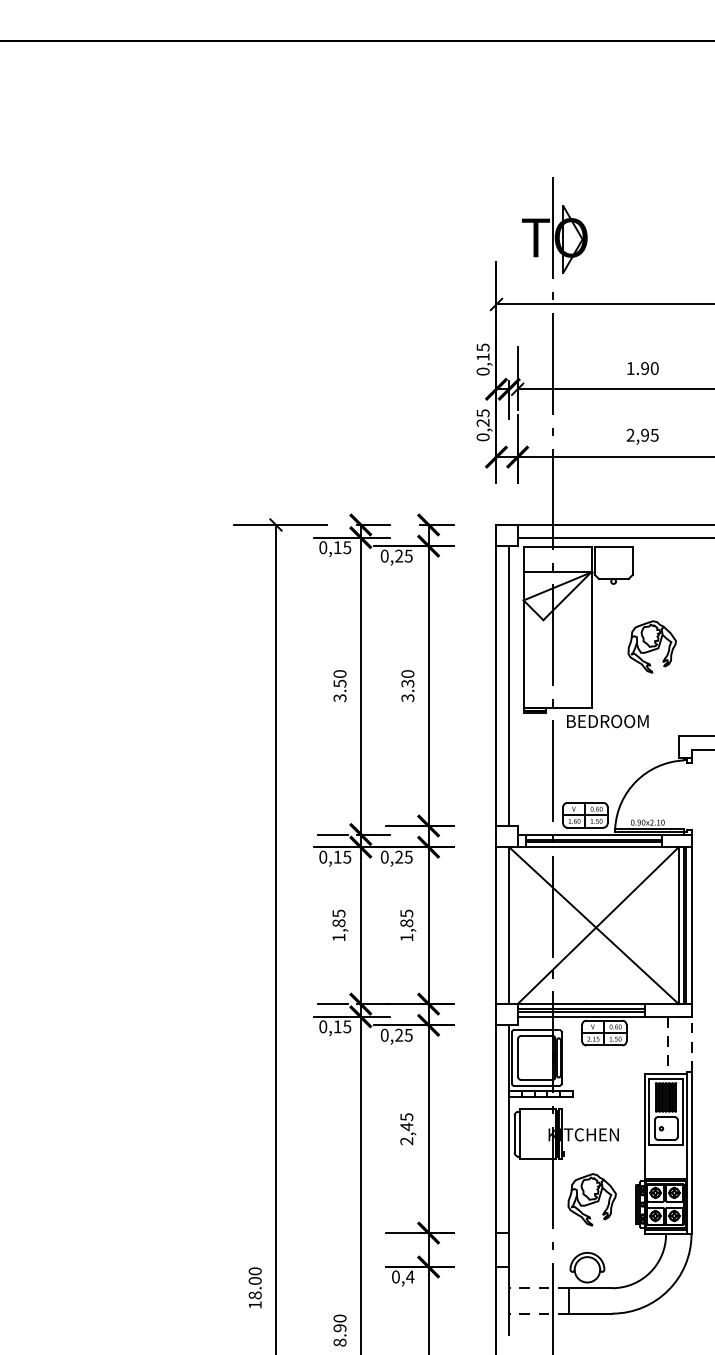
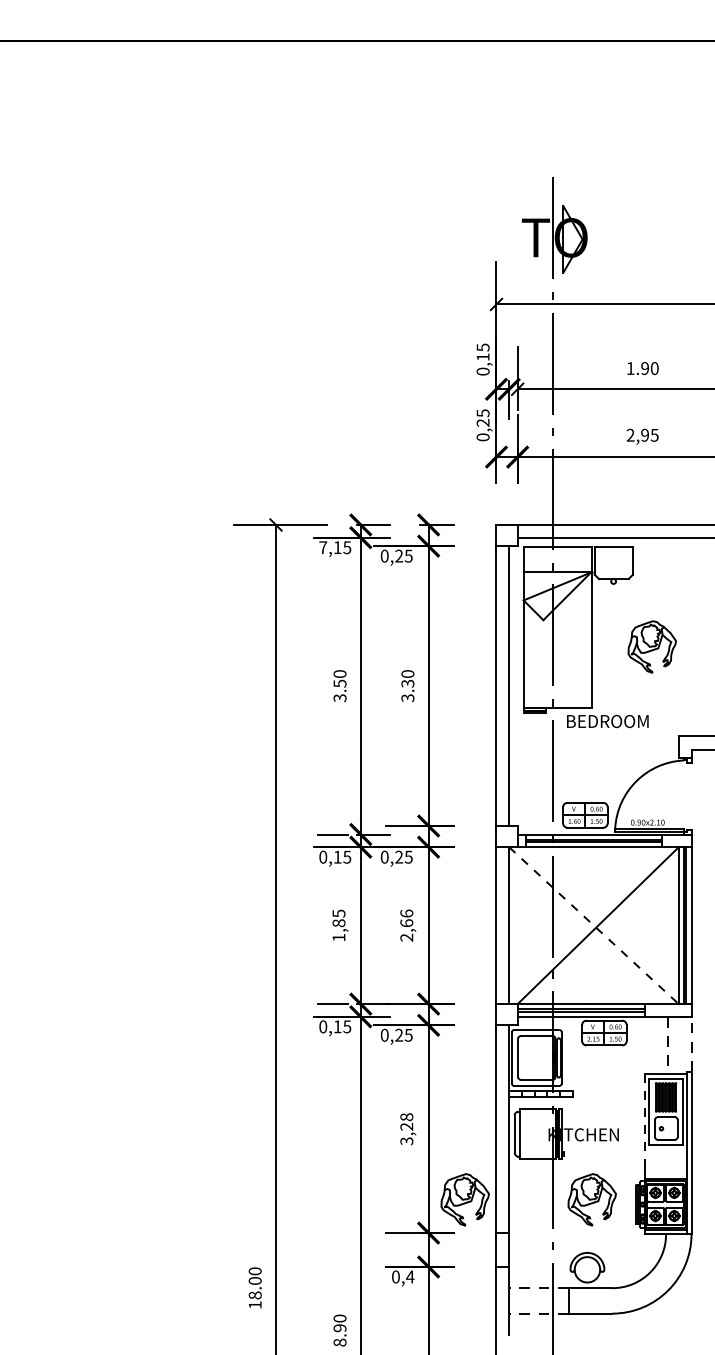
text: 0,15 -> 7,15 (323, 547)
text: 1,85 -> 2,66 (406, 925)
line: solid -> dashed (593, 925)
line: solid -> dashed (644, 1121)
text: 2,45 -> 3,28 (406, 1129)
part: none -> present (464, 1199)
